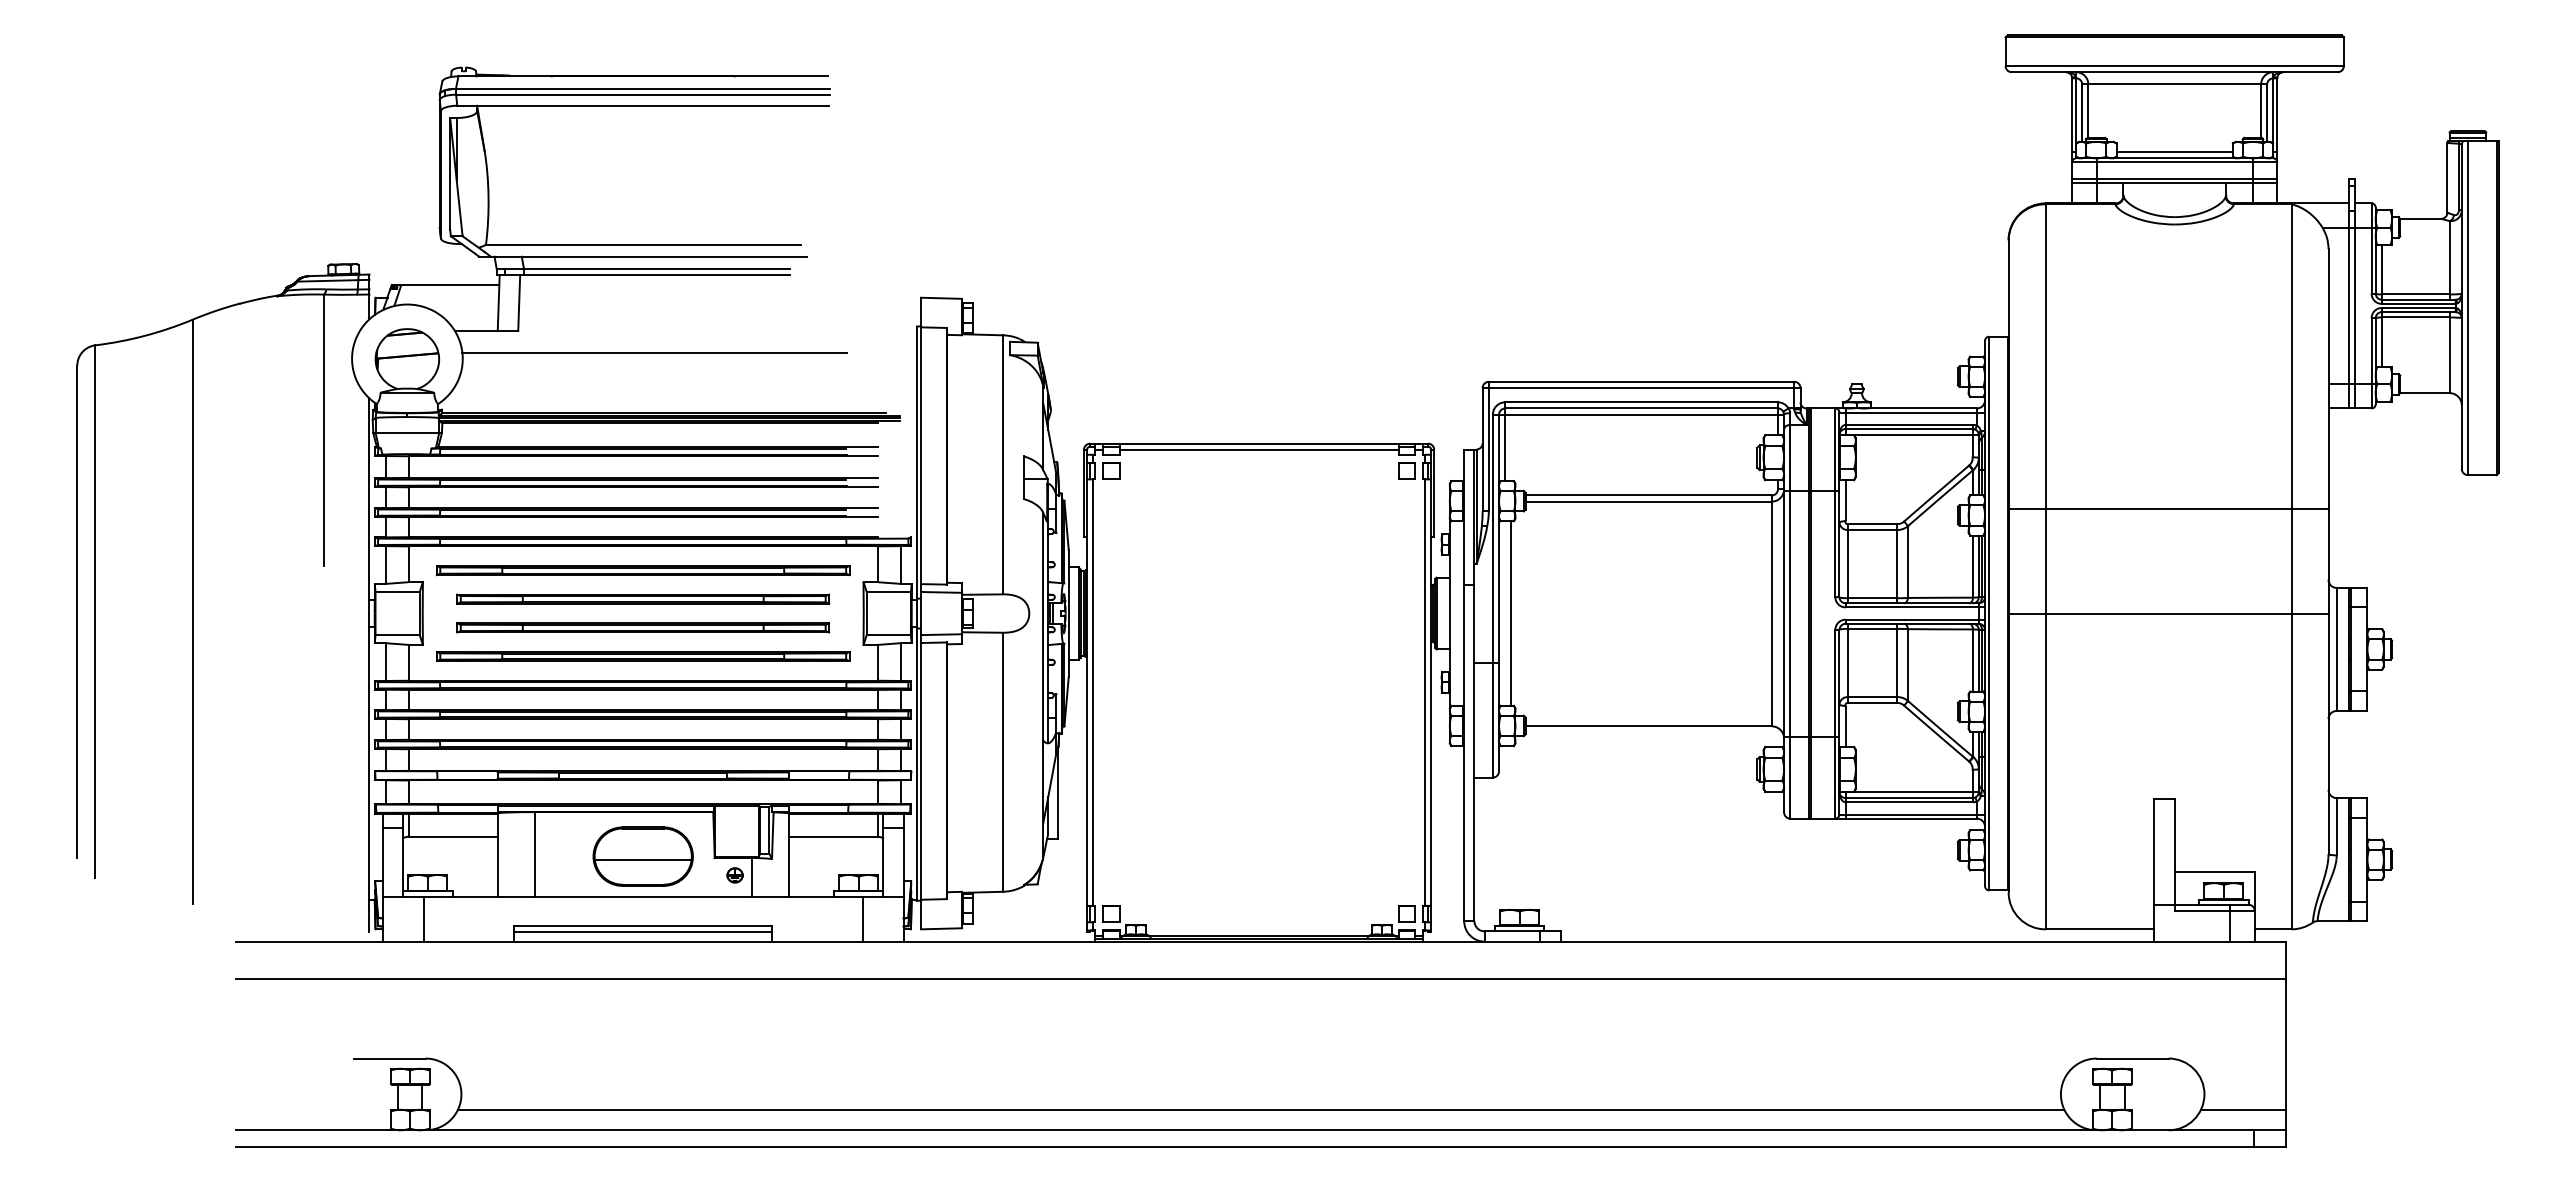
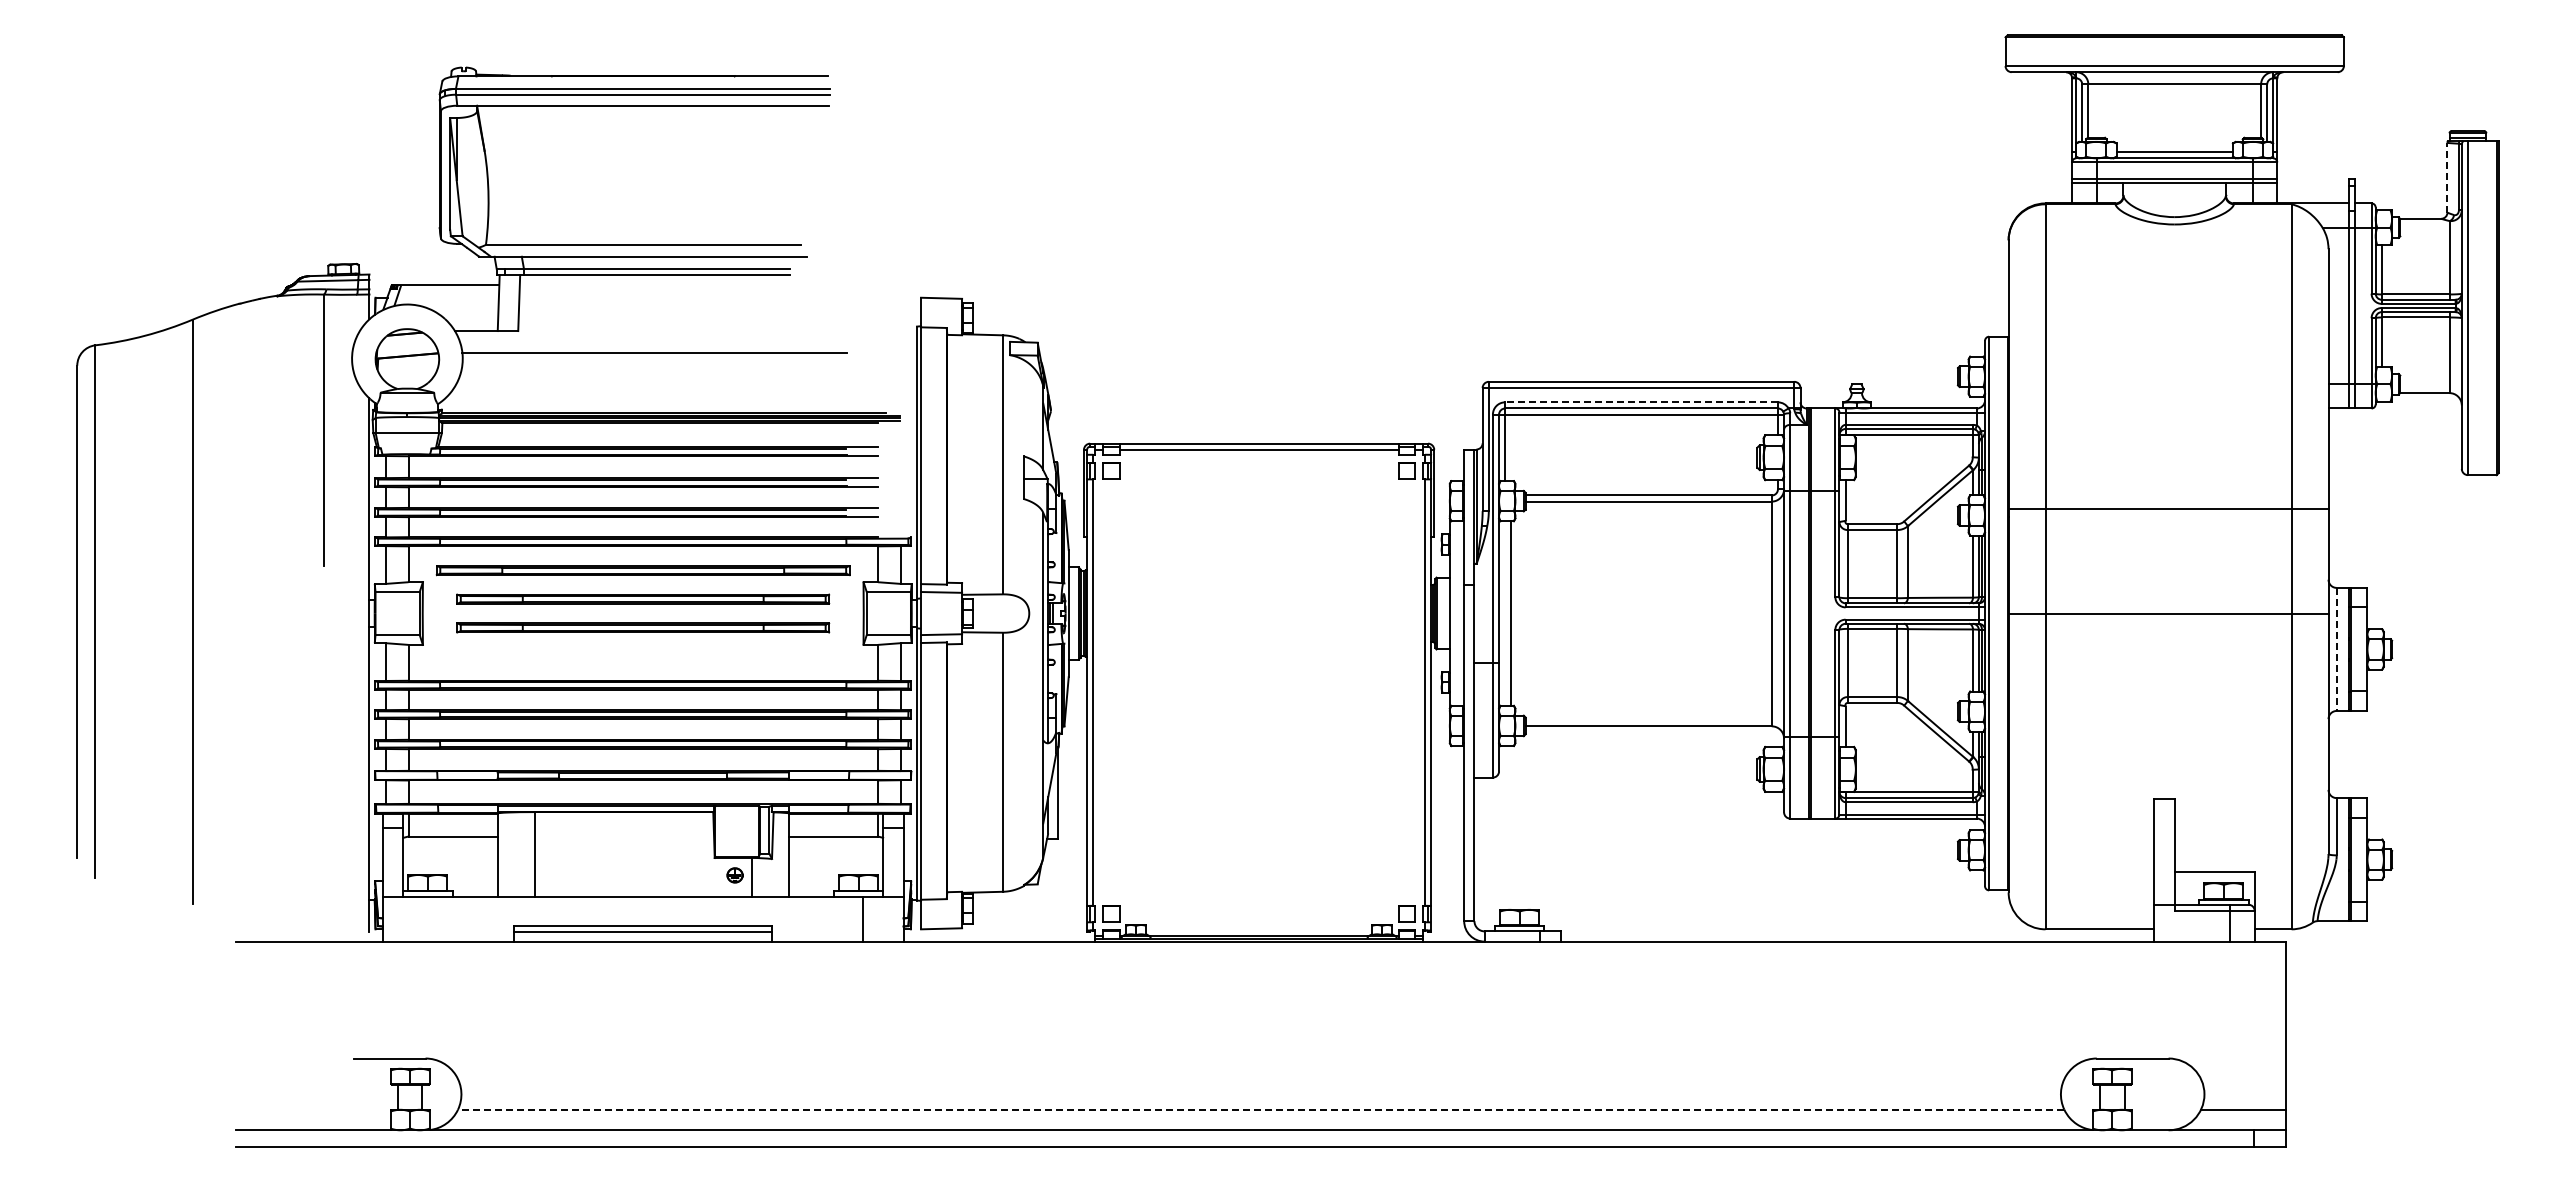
line: solid -> dashed (2447, 177)
line: solid -> dashed (1641, 402)
line: solid -> dashed (2336, 649)
part: present -> none (642, 656)
part: present -> none (642, 856)
line: present -> none (423, 918)
line: present -> none (1260, 978)
line: solid -> dashed (1260, 1109)
